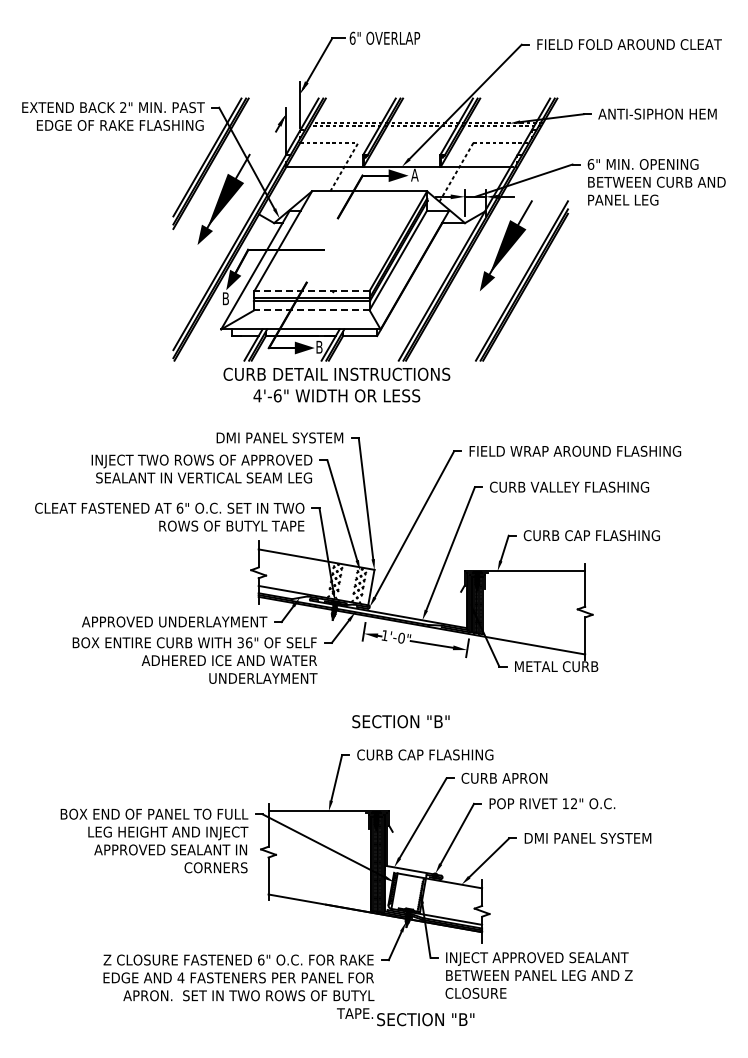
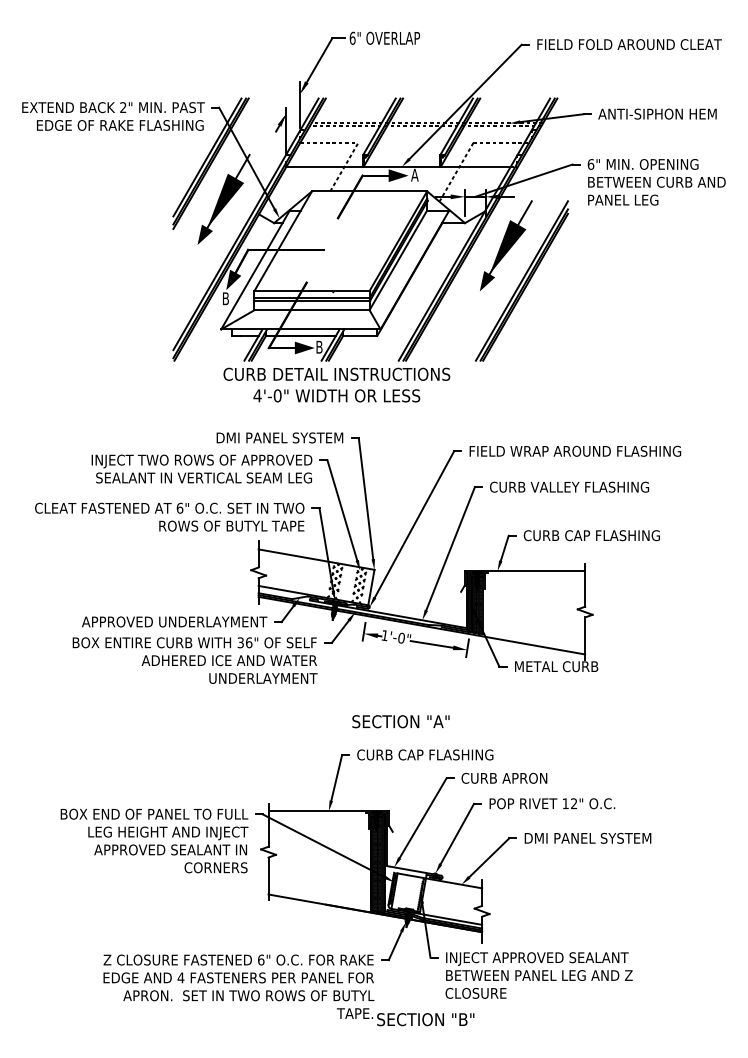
line: dashed -> solid (312, 291)
line: dashed -> solid (312, 310)
text: 4'-6" -> 4'-0" (277, 395)
text: SECTION "B" -> SECTION "A" (438, 721)
